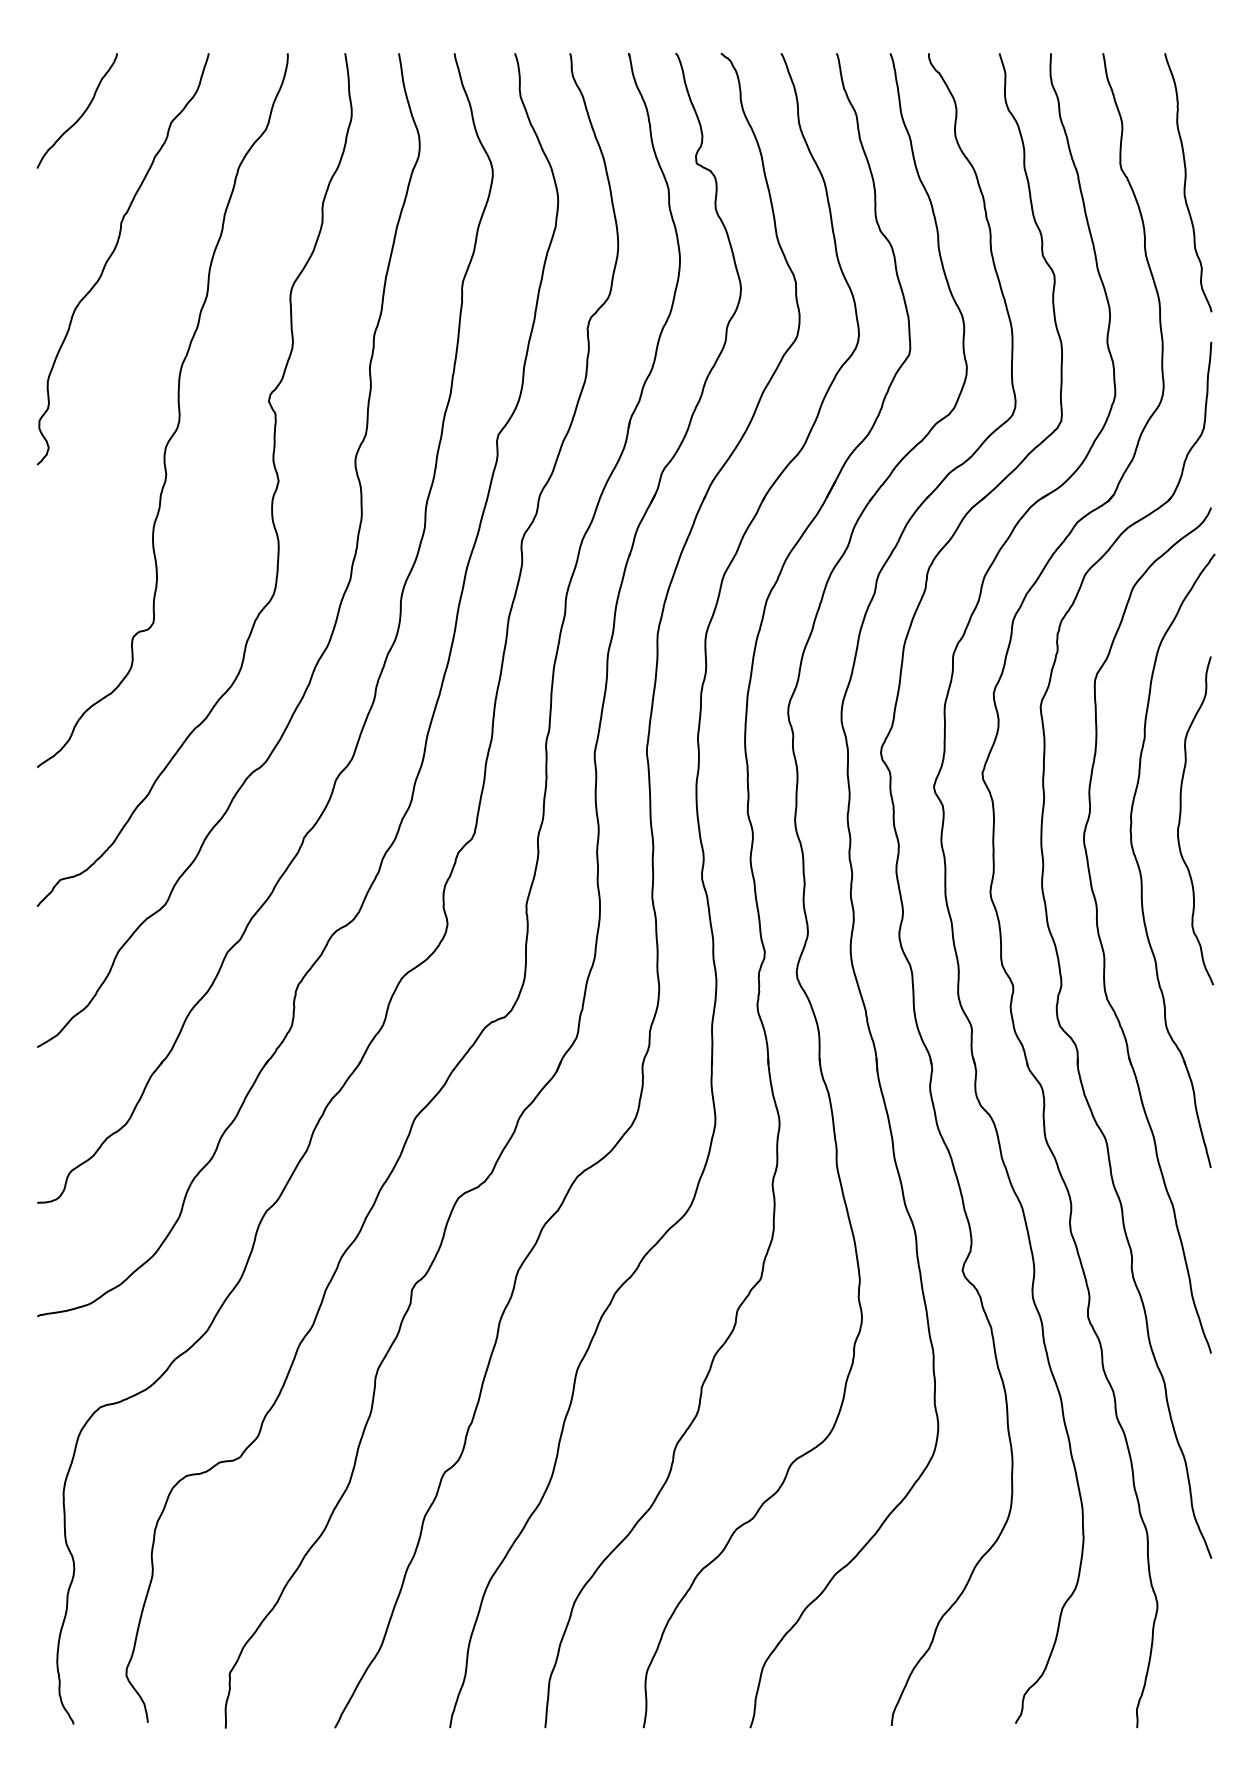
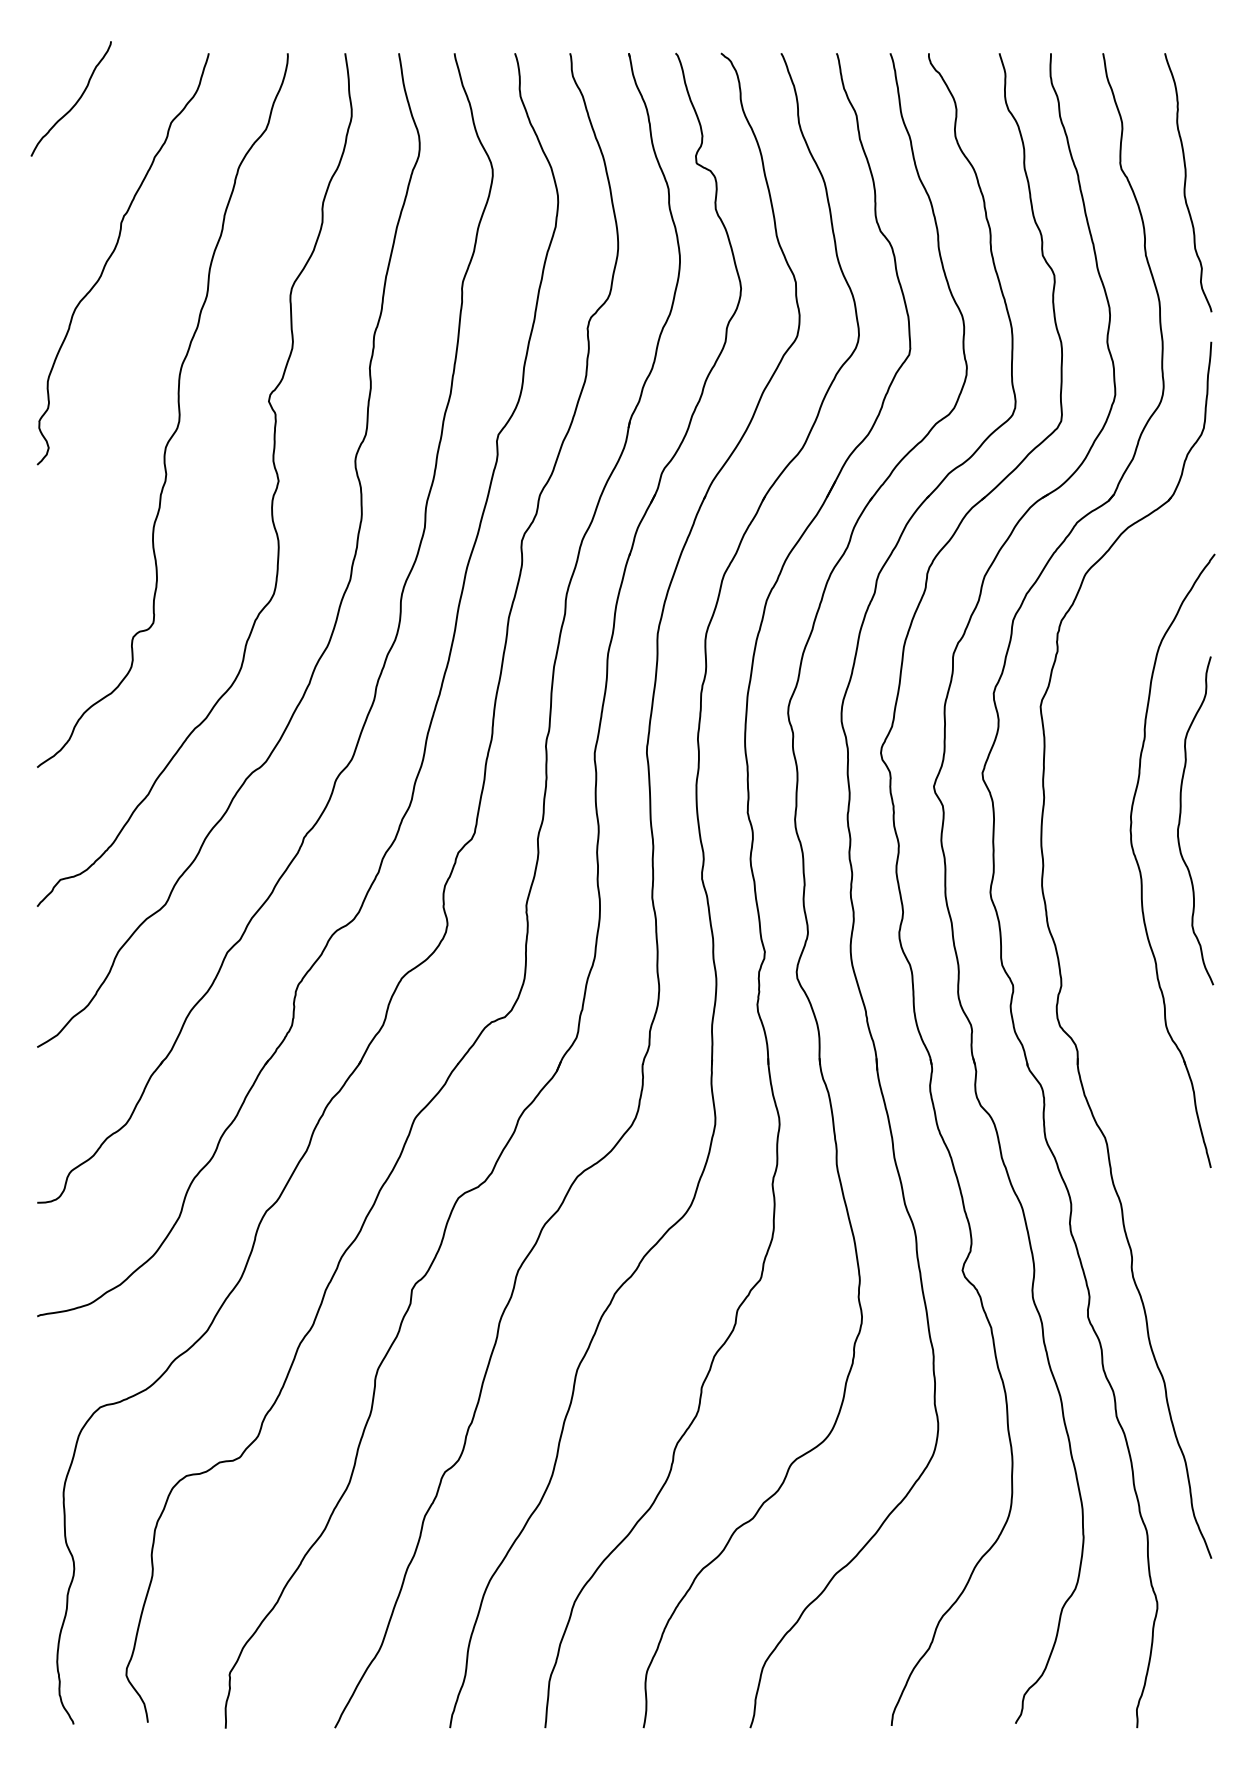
curve position: (81, 114) -> (75, 102) (75, 102)
part: present -> none (1102, 943)
